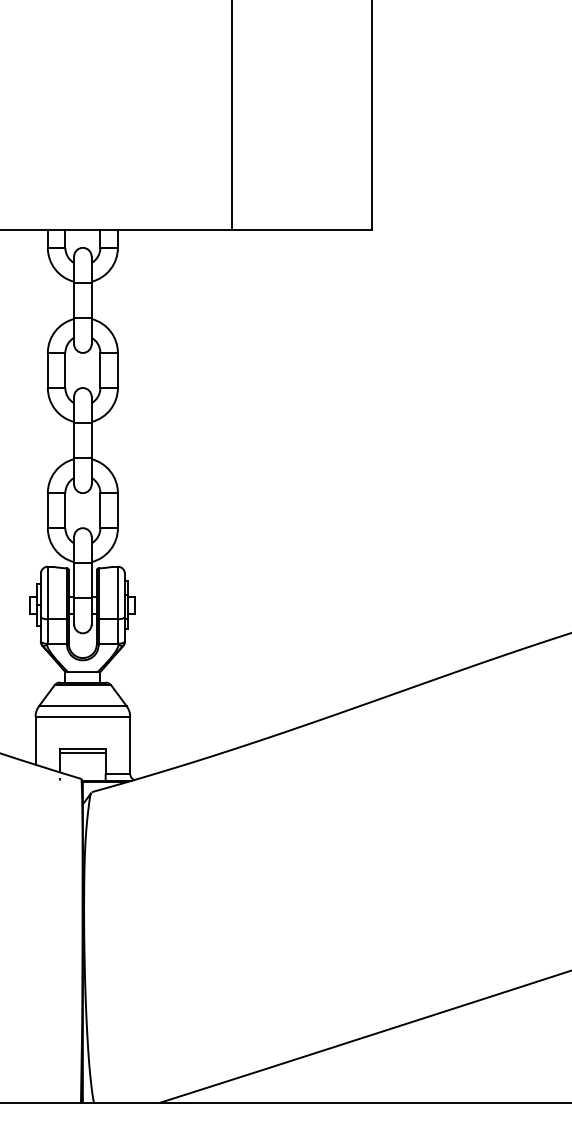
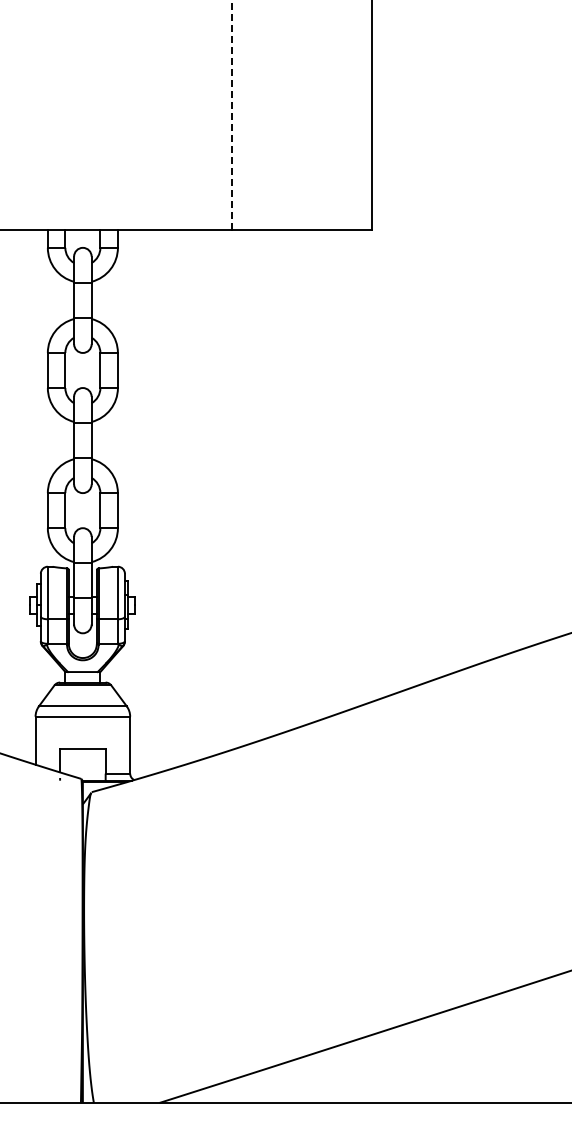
line: solid -> dashed (231, 115)
line: present -> none (82, 752)
